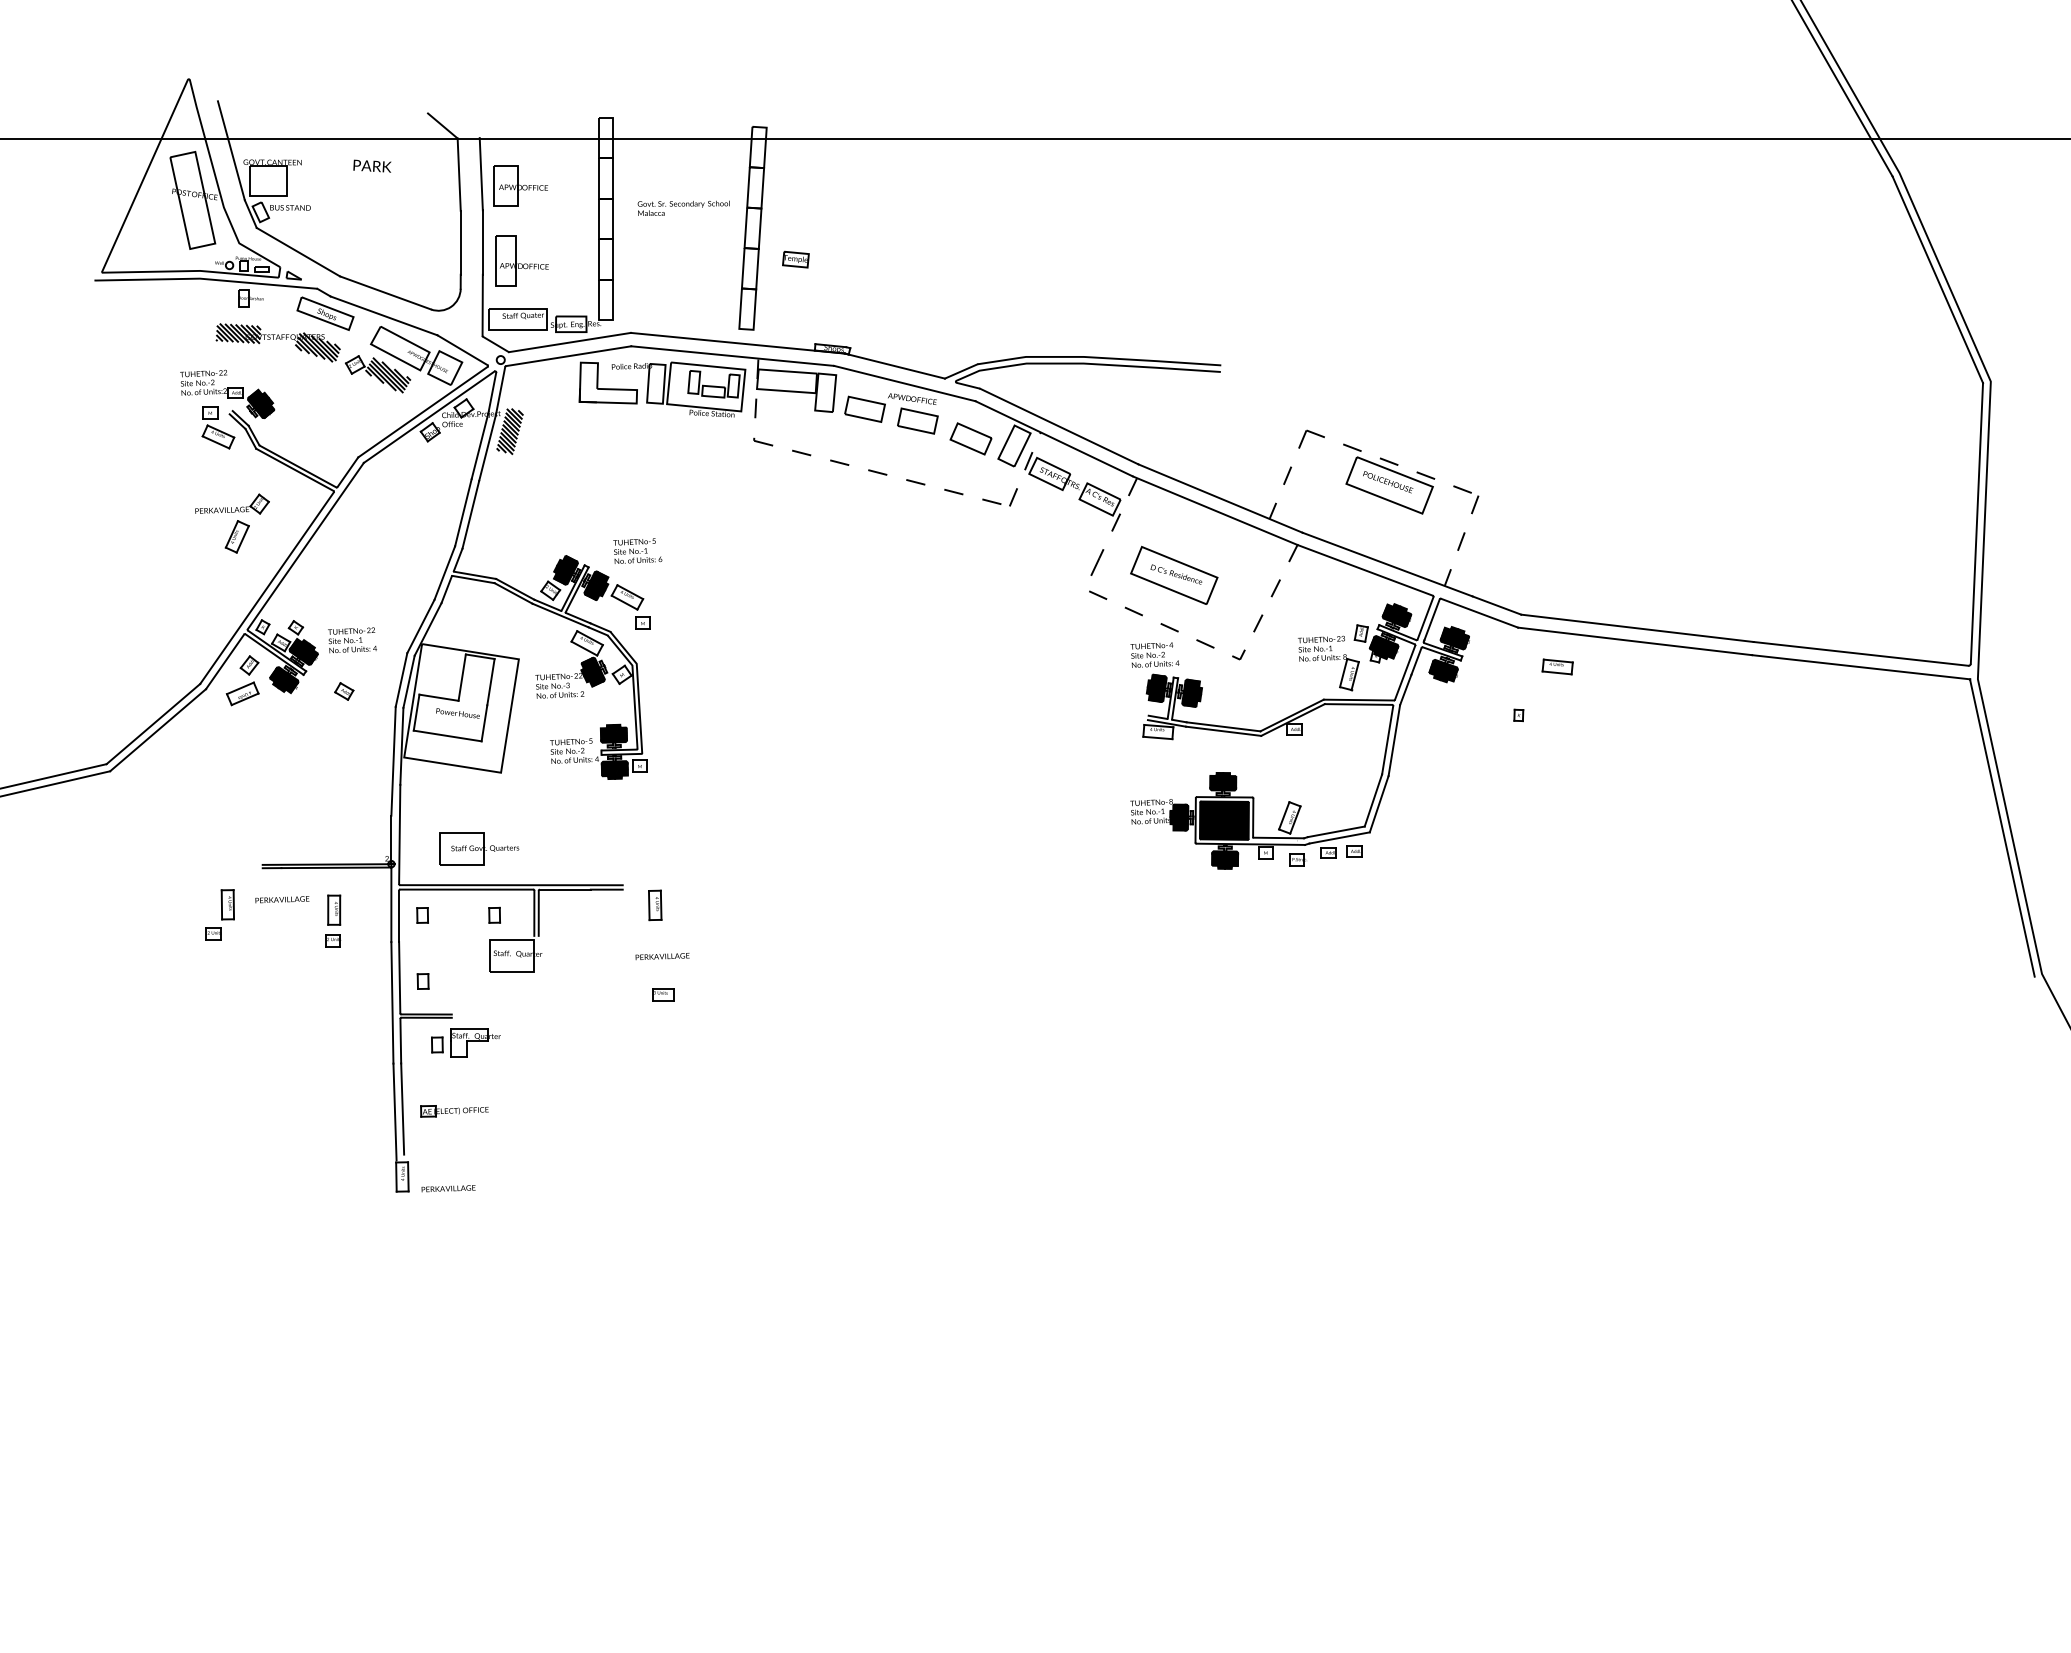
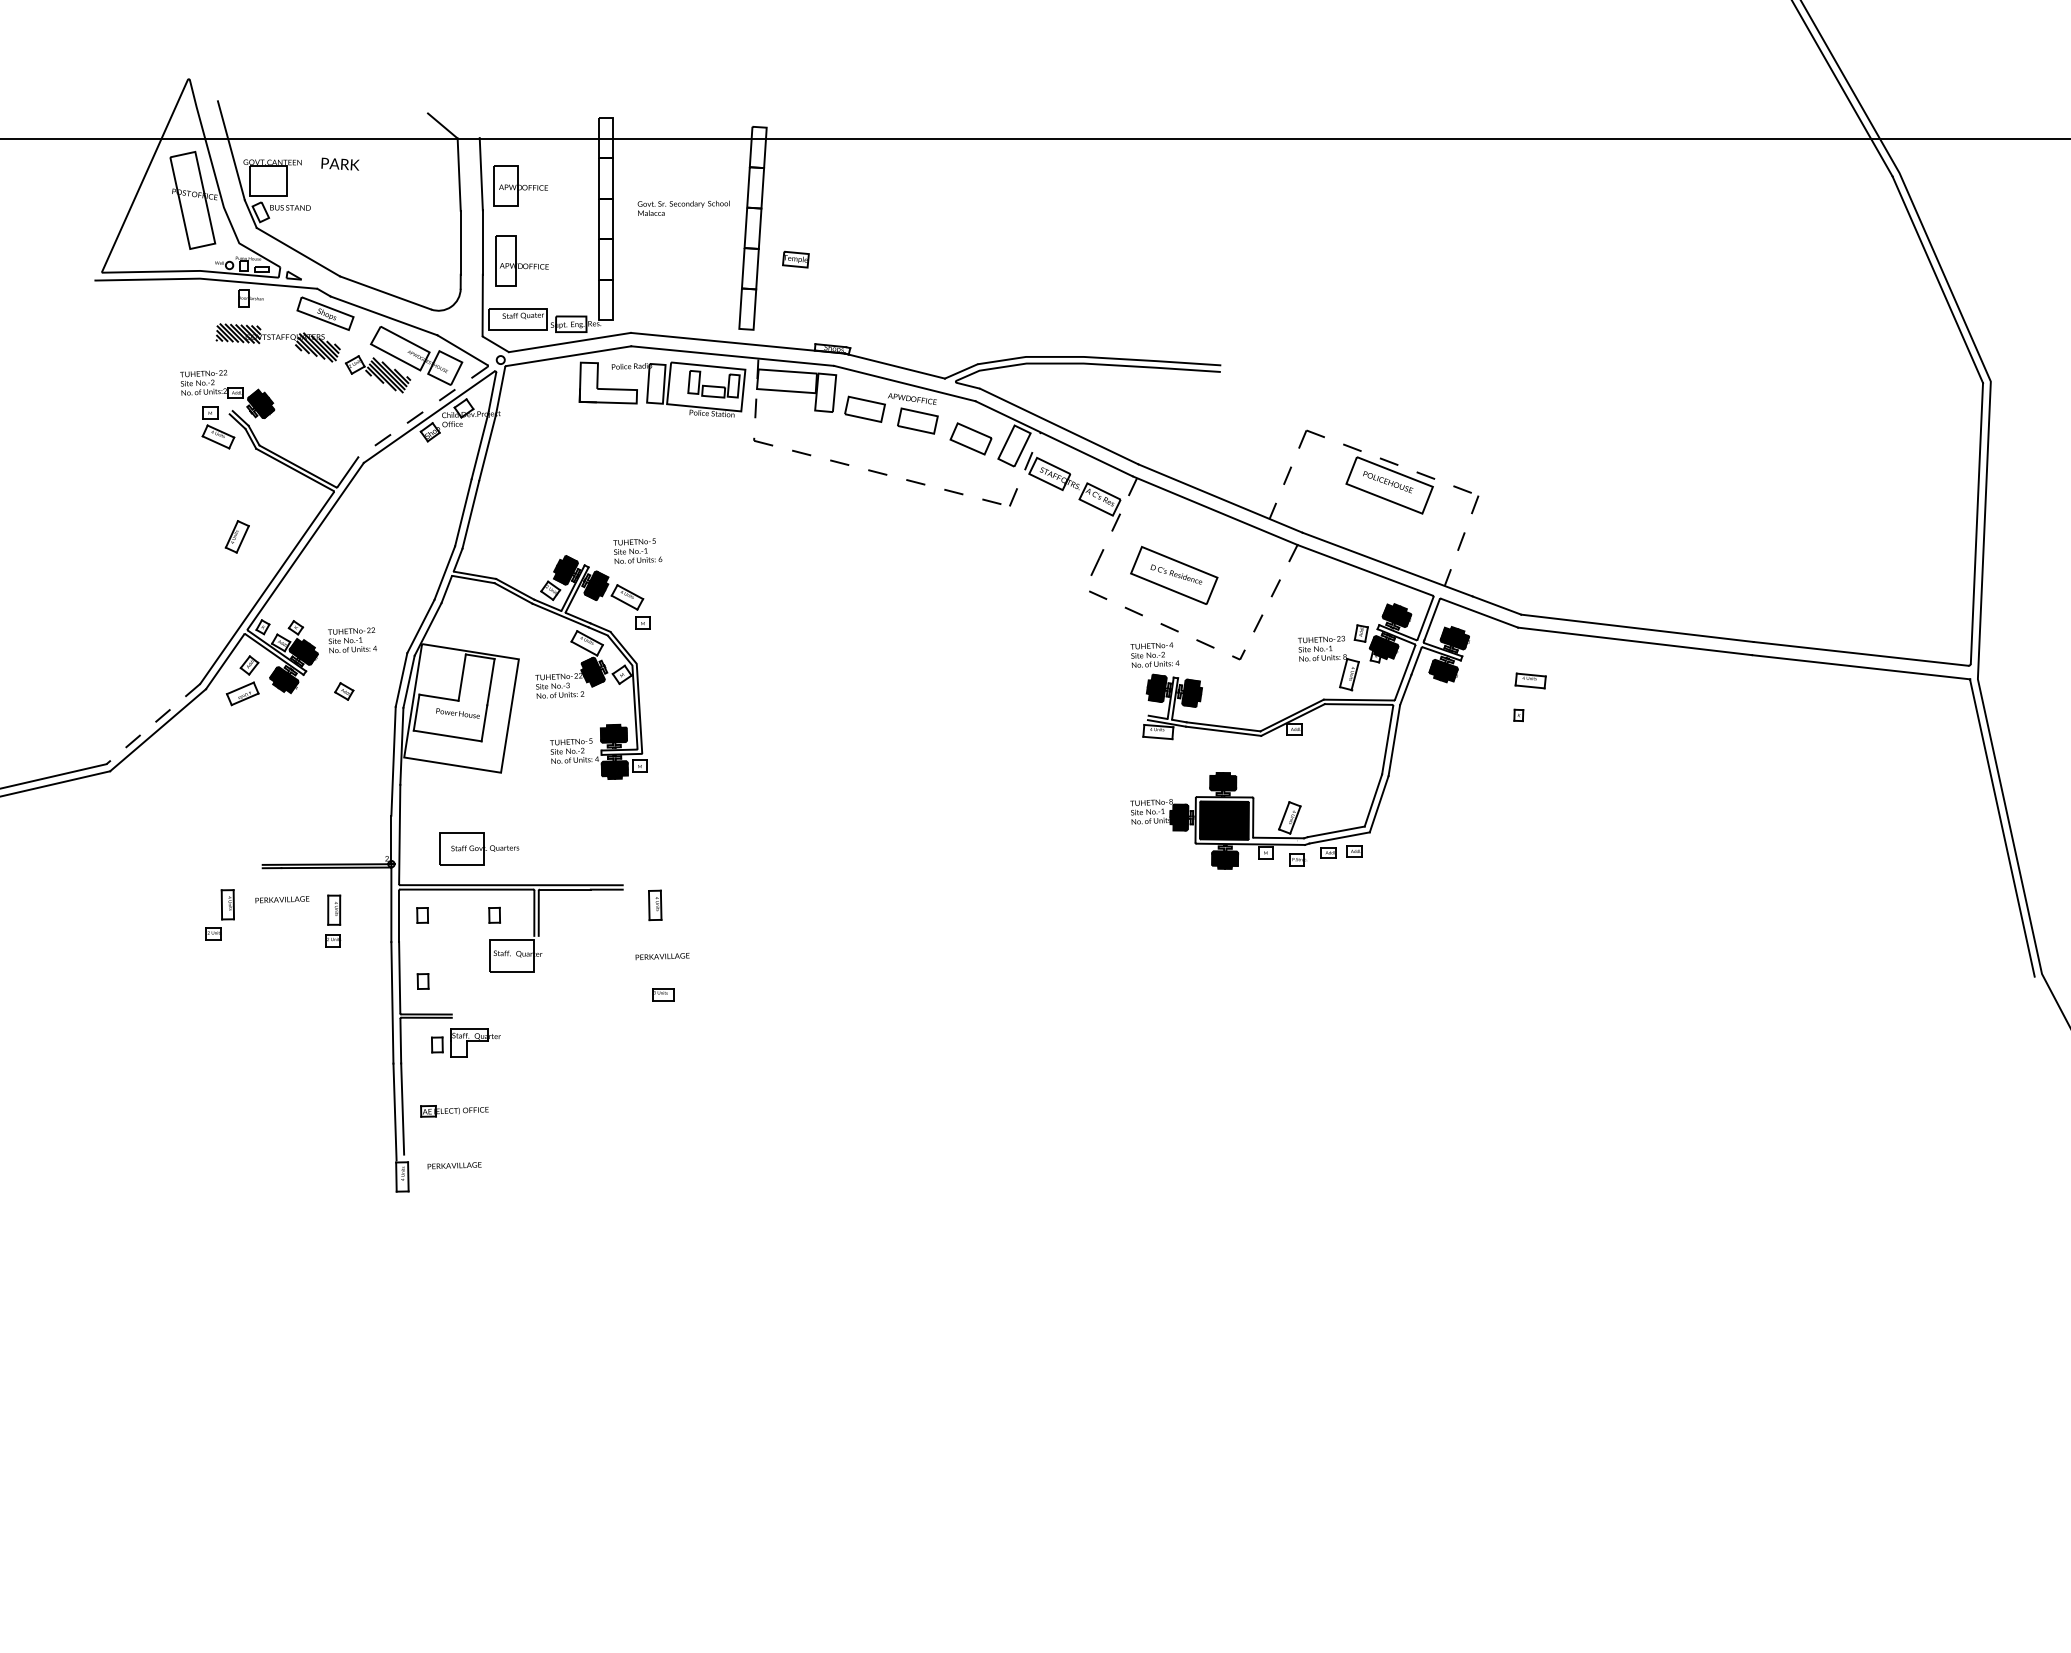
text position: (372, 165) -> (340, 163) (340, 163)
line: solid -> dashed (422, 412)
hatch: present -> none (509, 431)
part: present -> none (232, 503)
part position: (1557, 666) -> (1530, 680) (1530, 680)
line: solid -> dashed (153, 724)
text position: (448, 1188) -> (454, 1165) (454, 1165)
